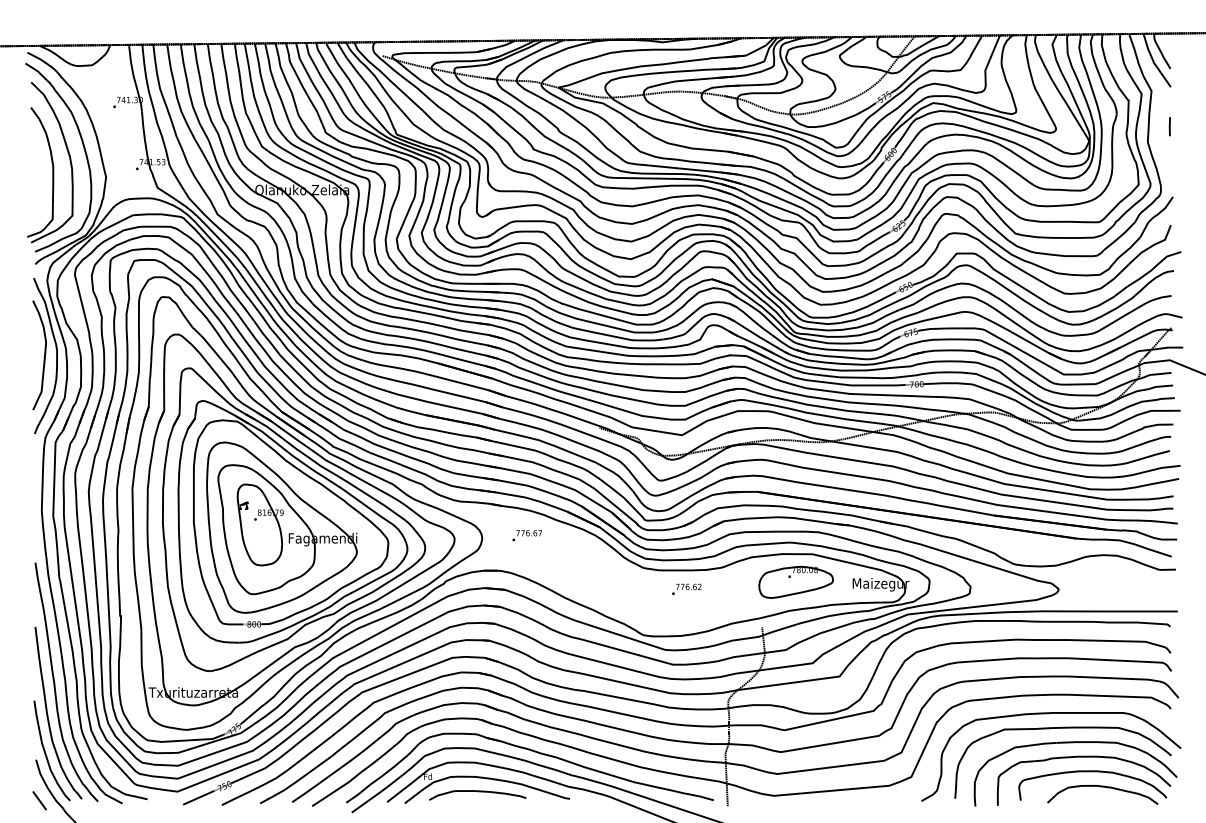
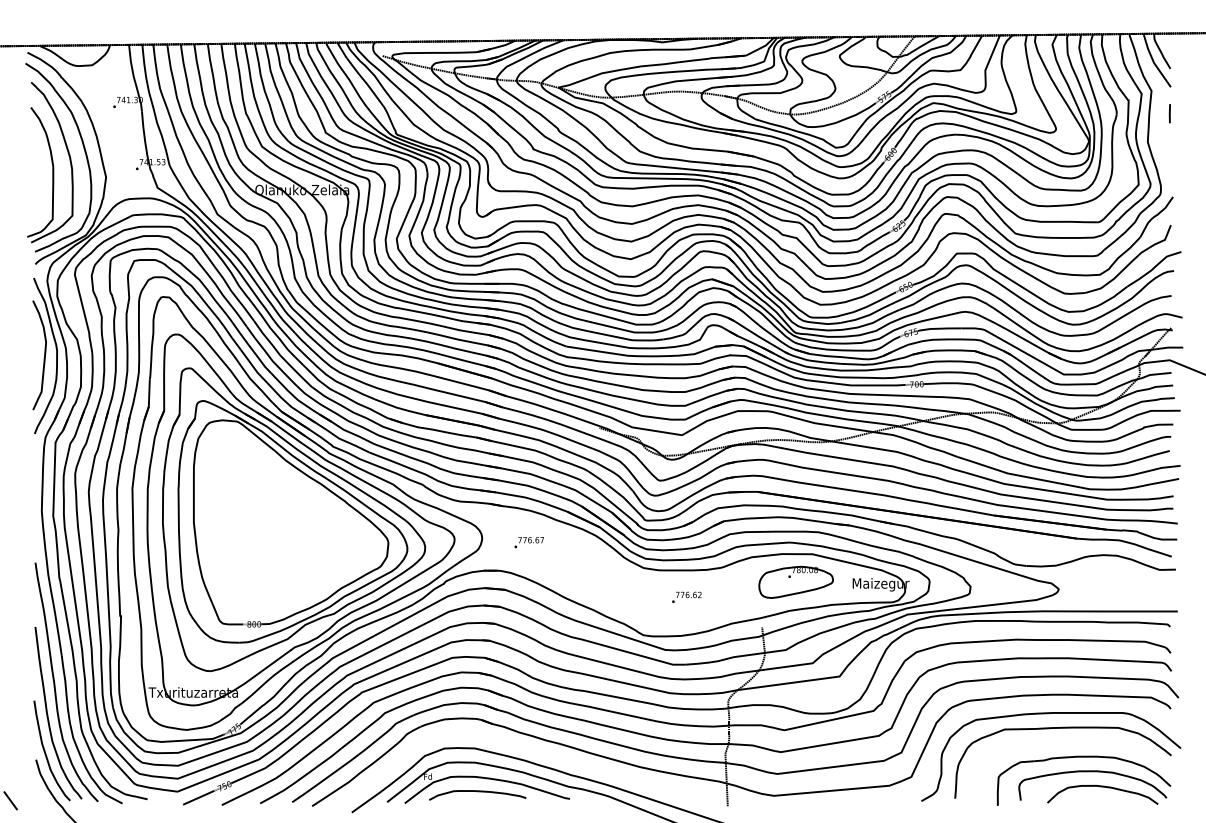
line position: (1169, 126) -> (1169, 113) (1169, 113)
part: present -> none (281, 527)
text position: (526, 535) -> (528, 542) (528, 542)
text position: (686, 588) -> (686, 596) (686, 596)
part: present -> none (1074, 743)
part: present -> none (534, 752)
line position: (39, 800) -> (10, 800) (10, 800)
